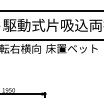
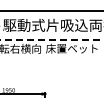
line: solid -> dashed (52, 40)
